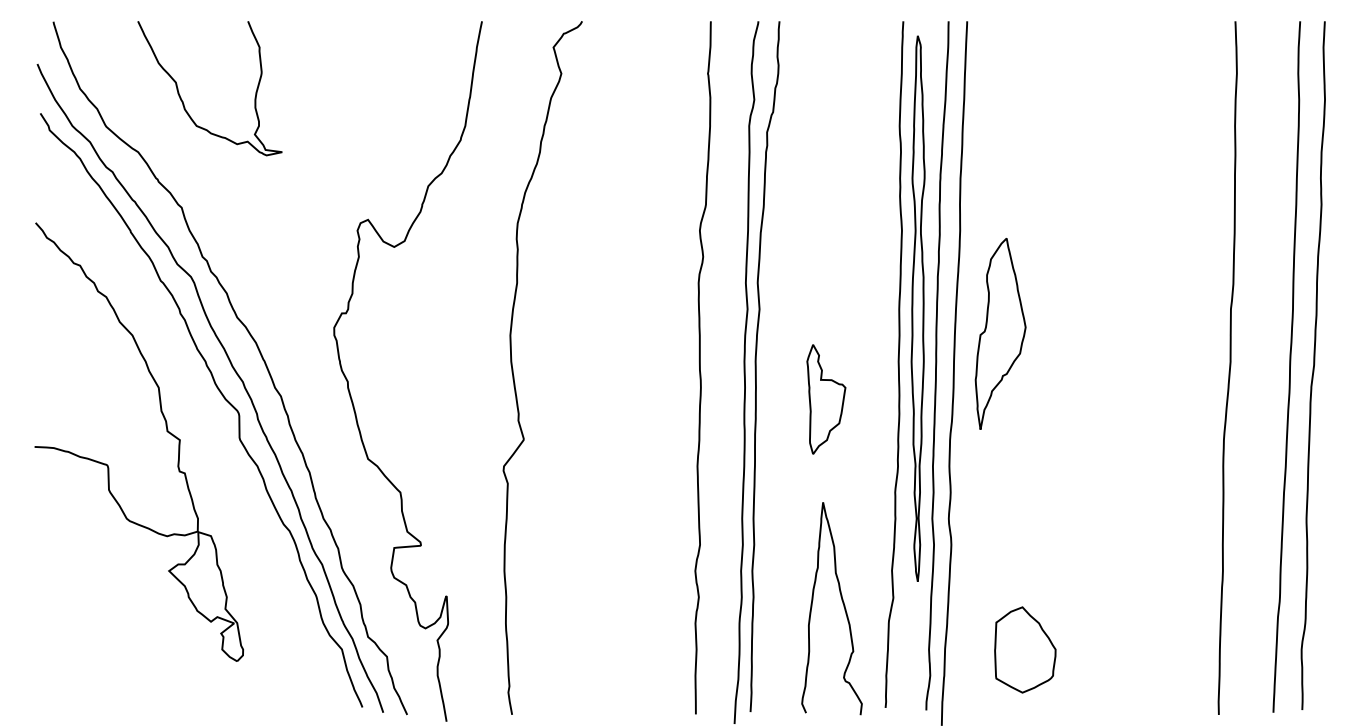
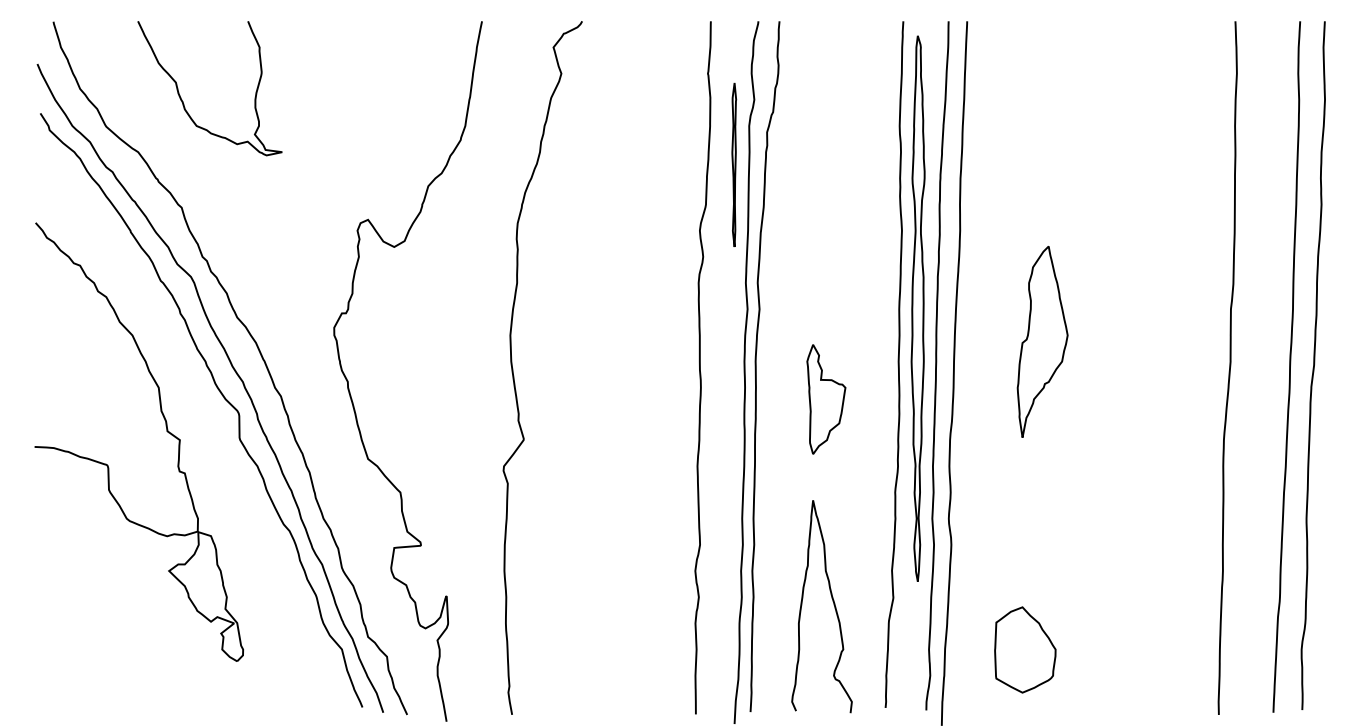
part: none -> present (734, 164)
part position: (1000, 333) -> (1042, 341) (1042, 341)
curve position: (843, 607) -> (833, 605) (833, 605)
